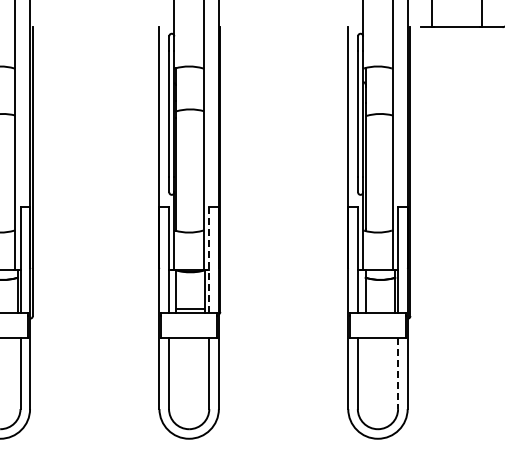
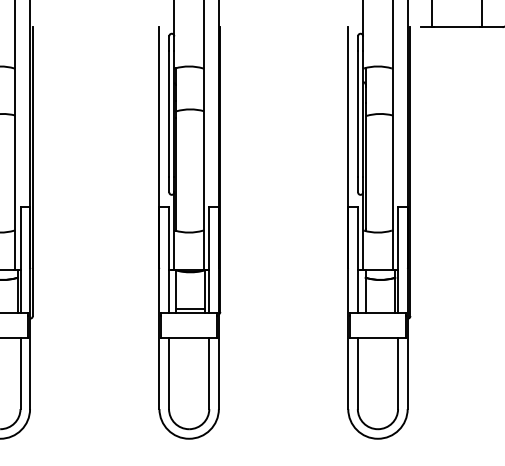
line: dashed -> solid (209, 260)
line: dashed -> solid (398, 374)
